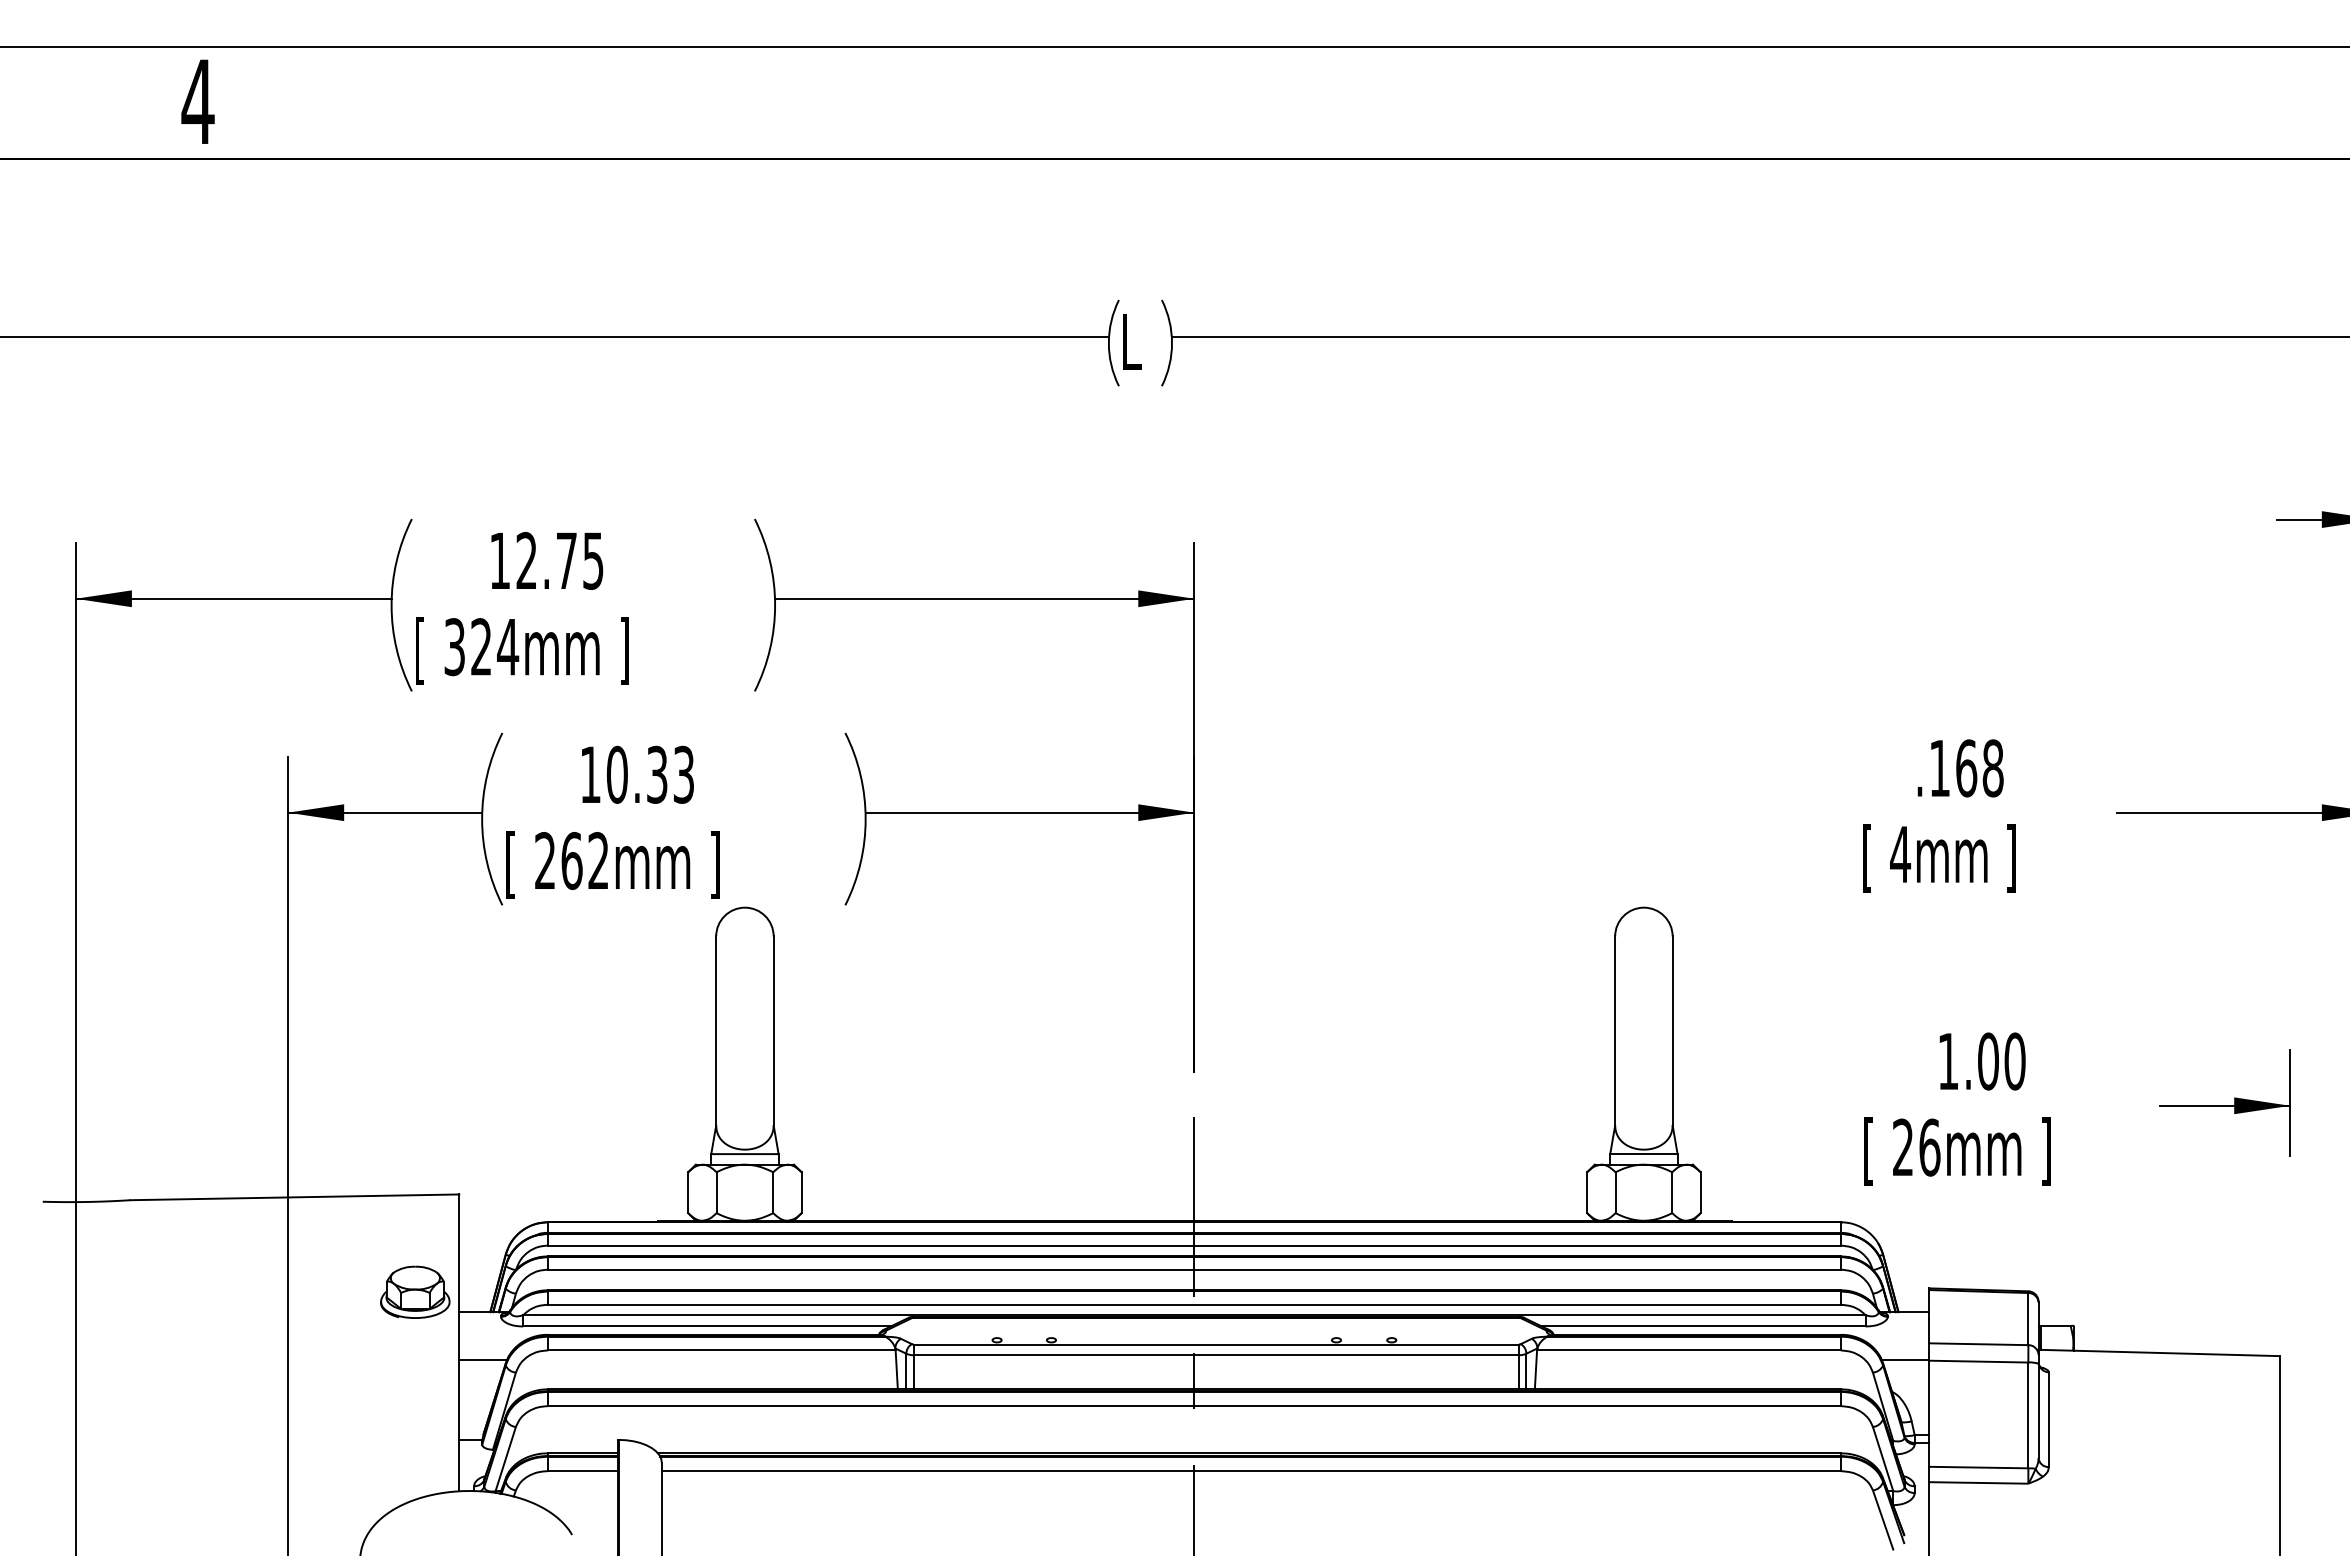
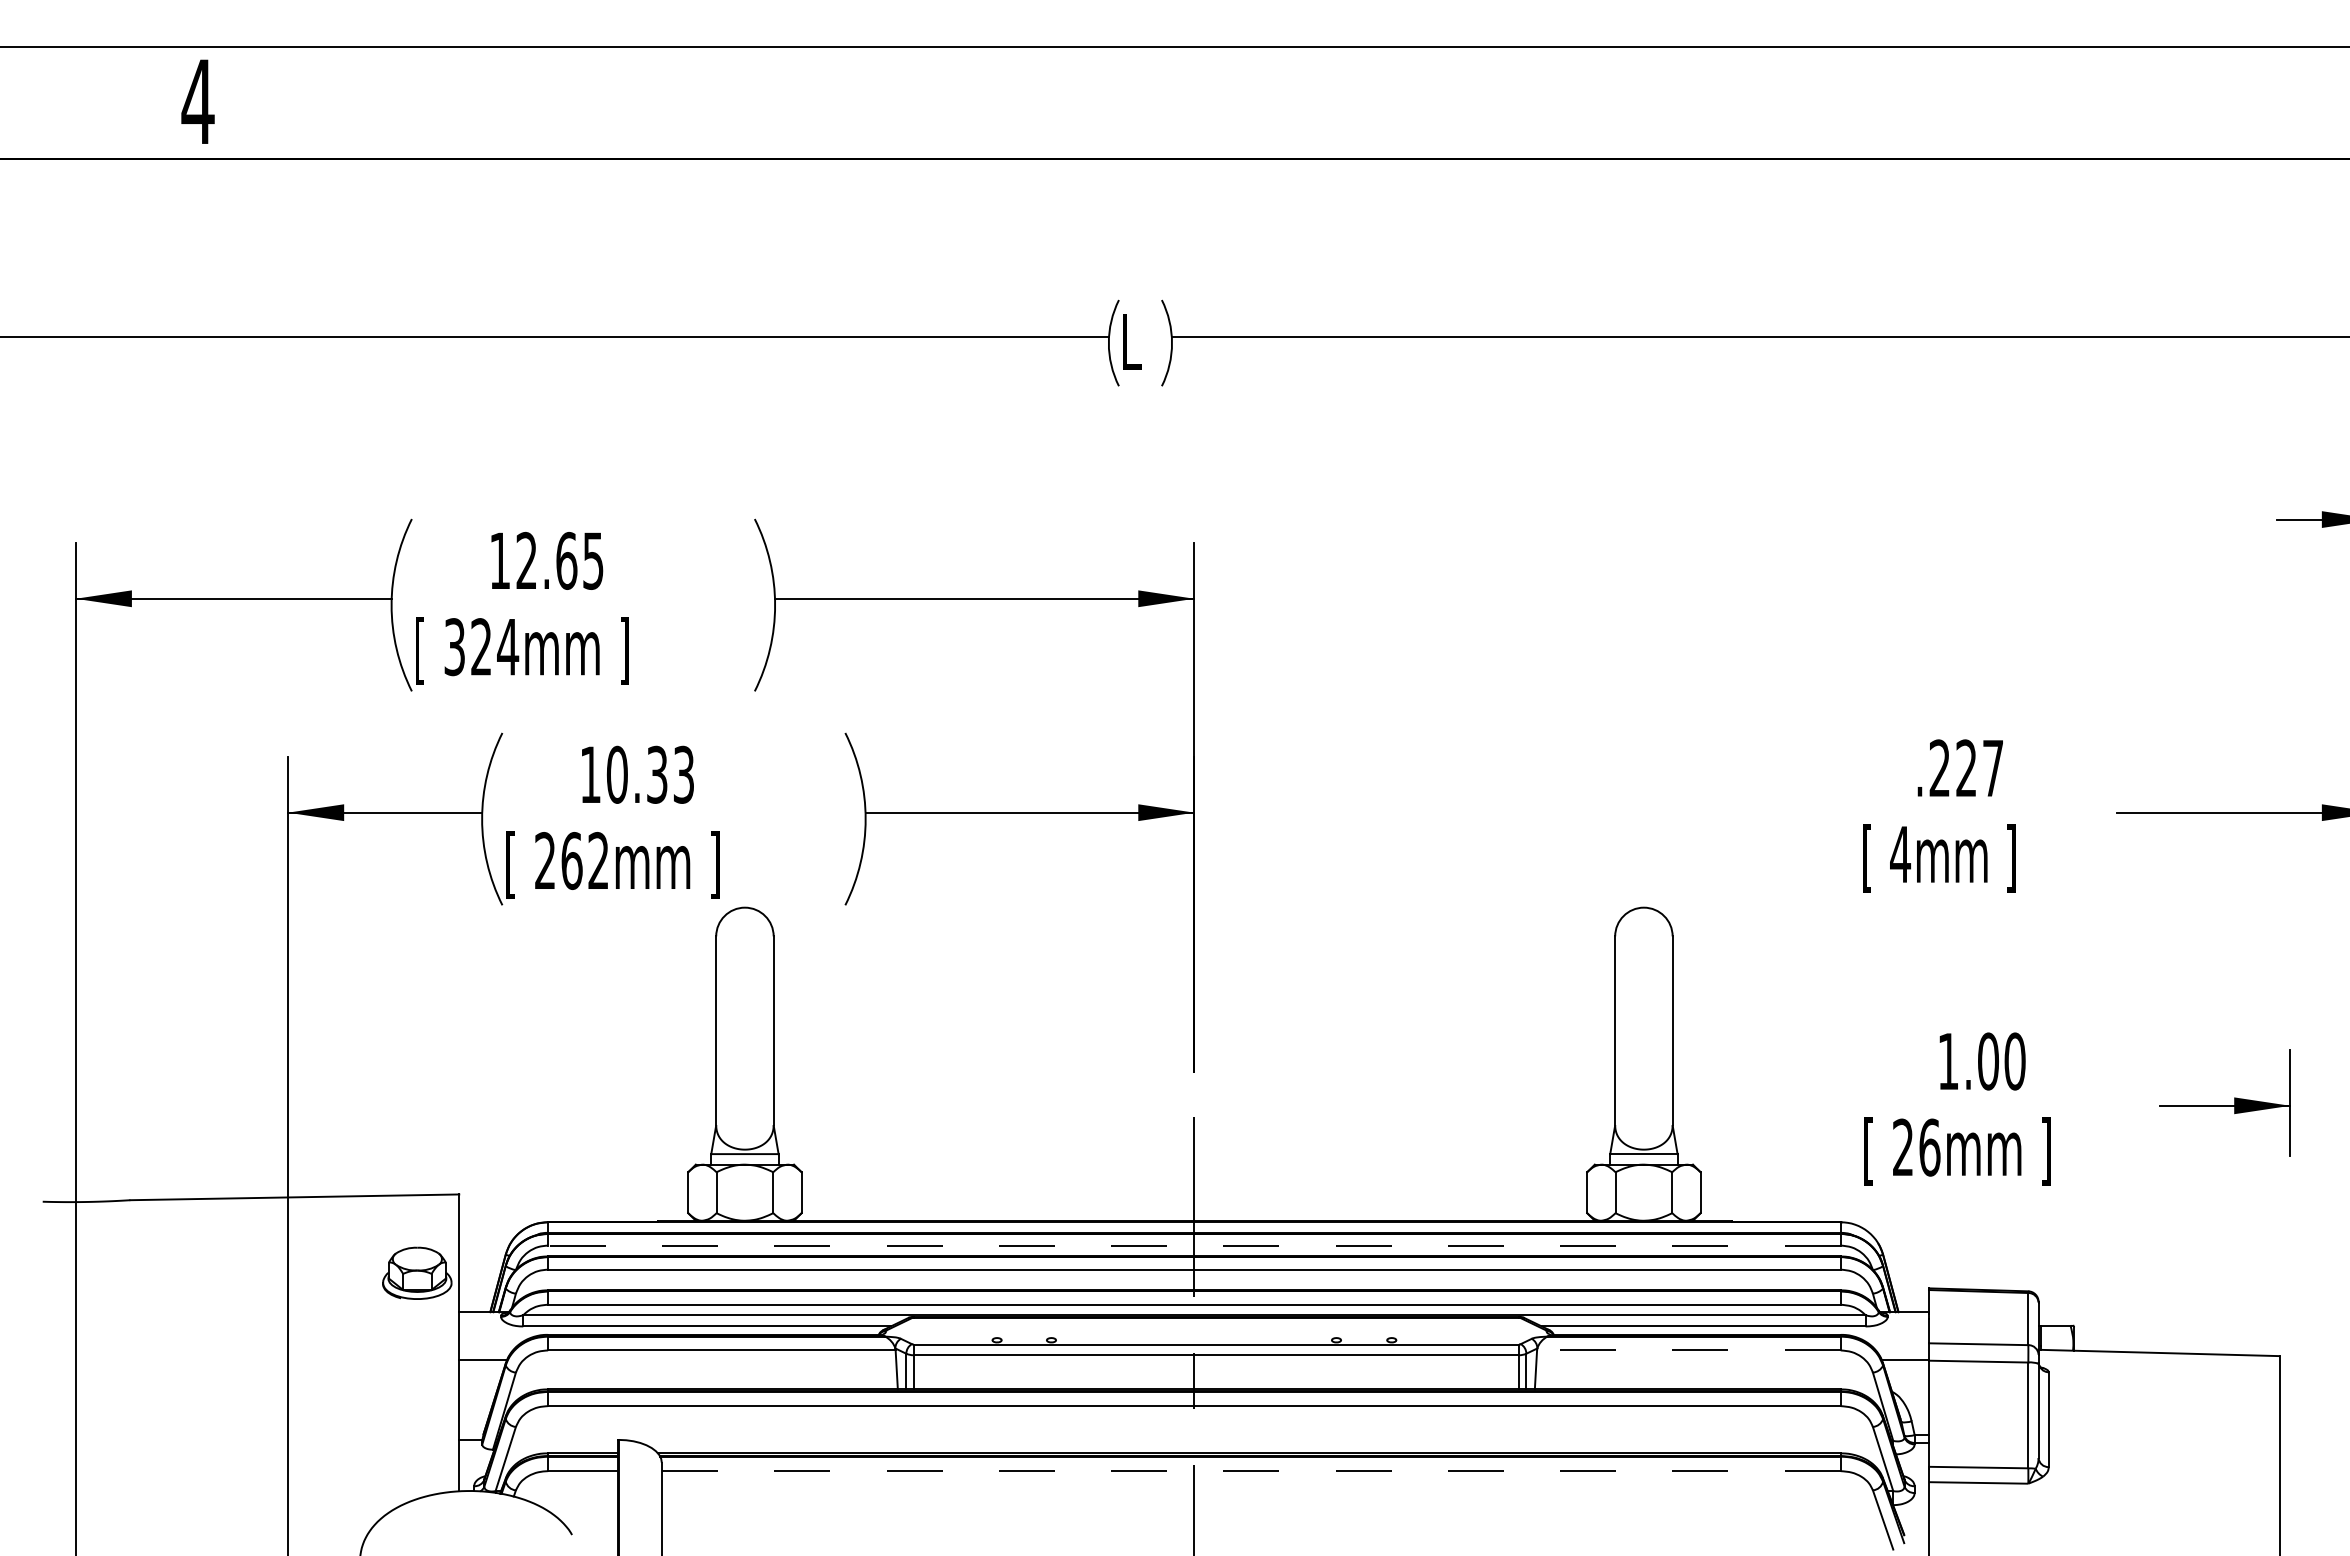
text: 12.75 -> 12.65 (566, 560)
text: .168 -> .227 (1966, 768)
line: solid -> dashed (1193, 1245)
part position: (415, 1291) -> (417, 1272) (417, 1272)
line: solid -> dashed (1688, 1350)
line: solid -> dashed (1250, 1471)
